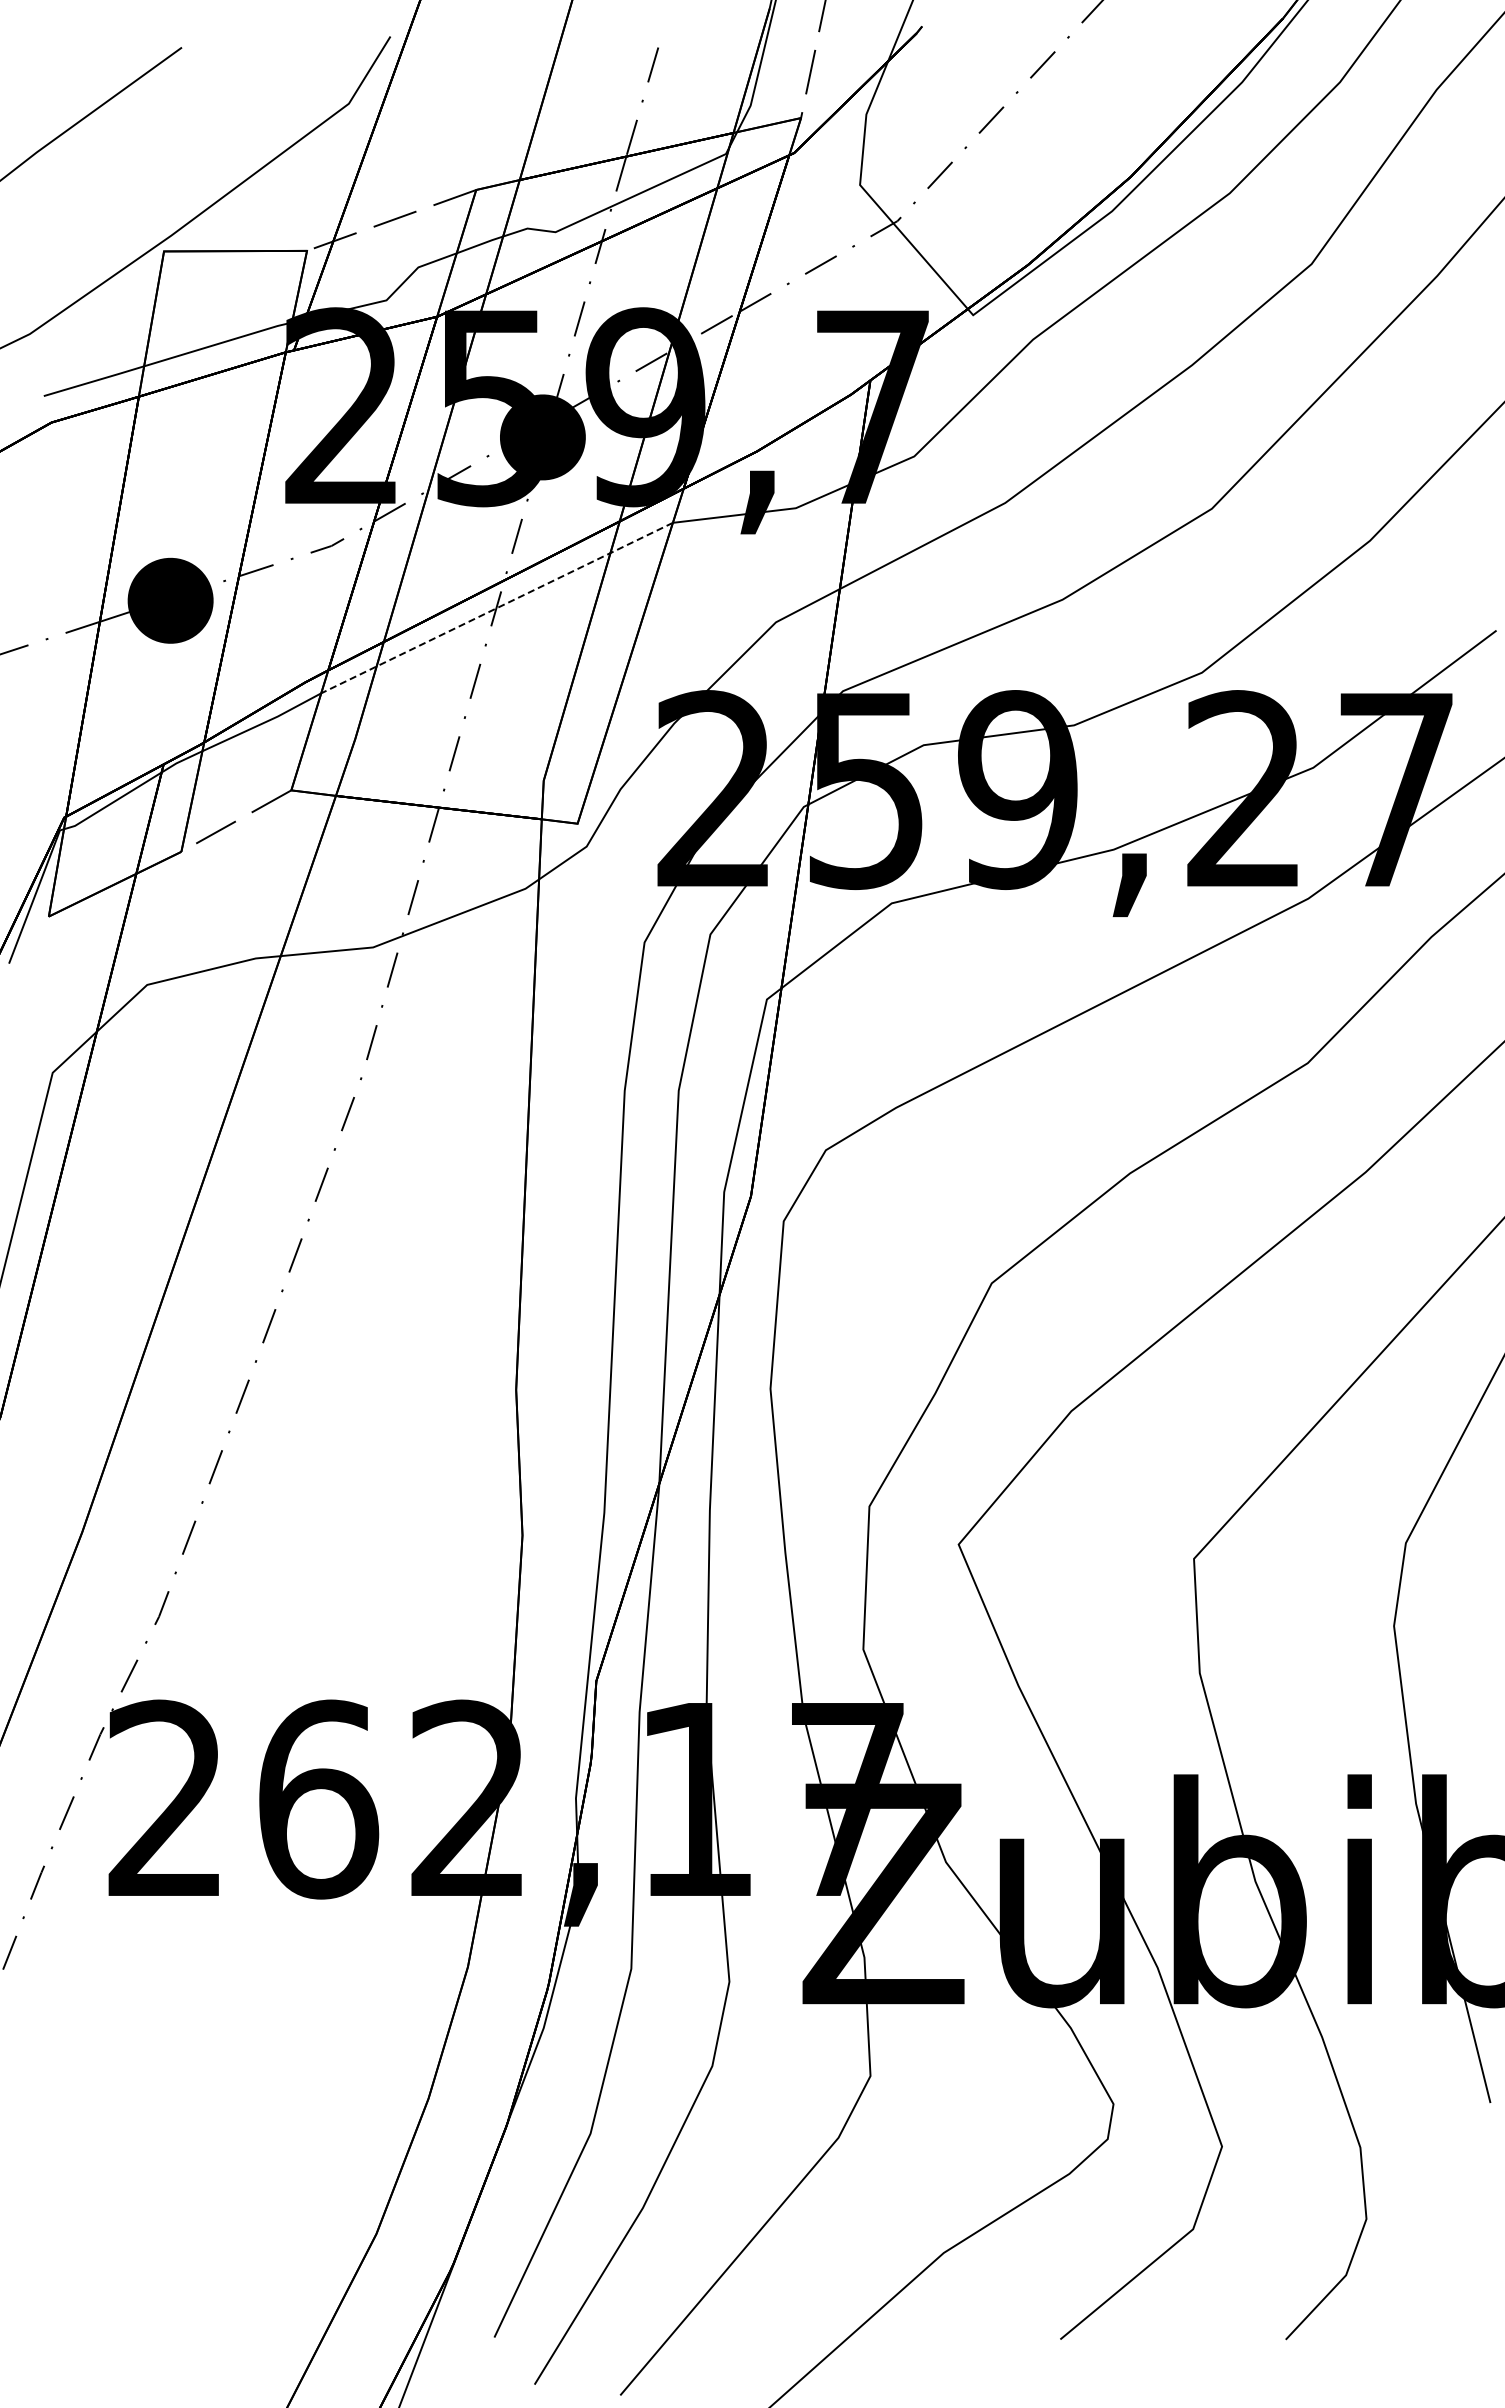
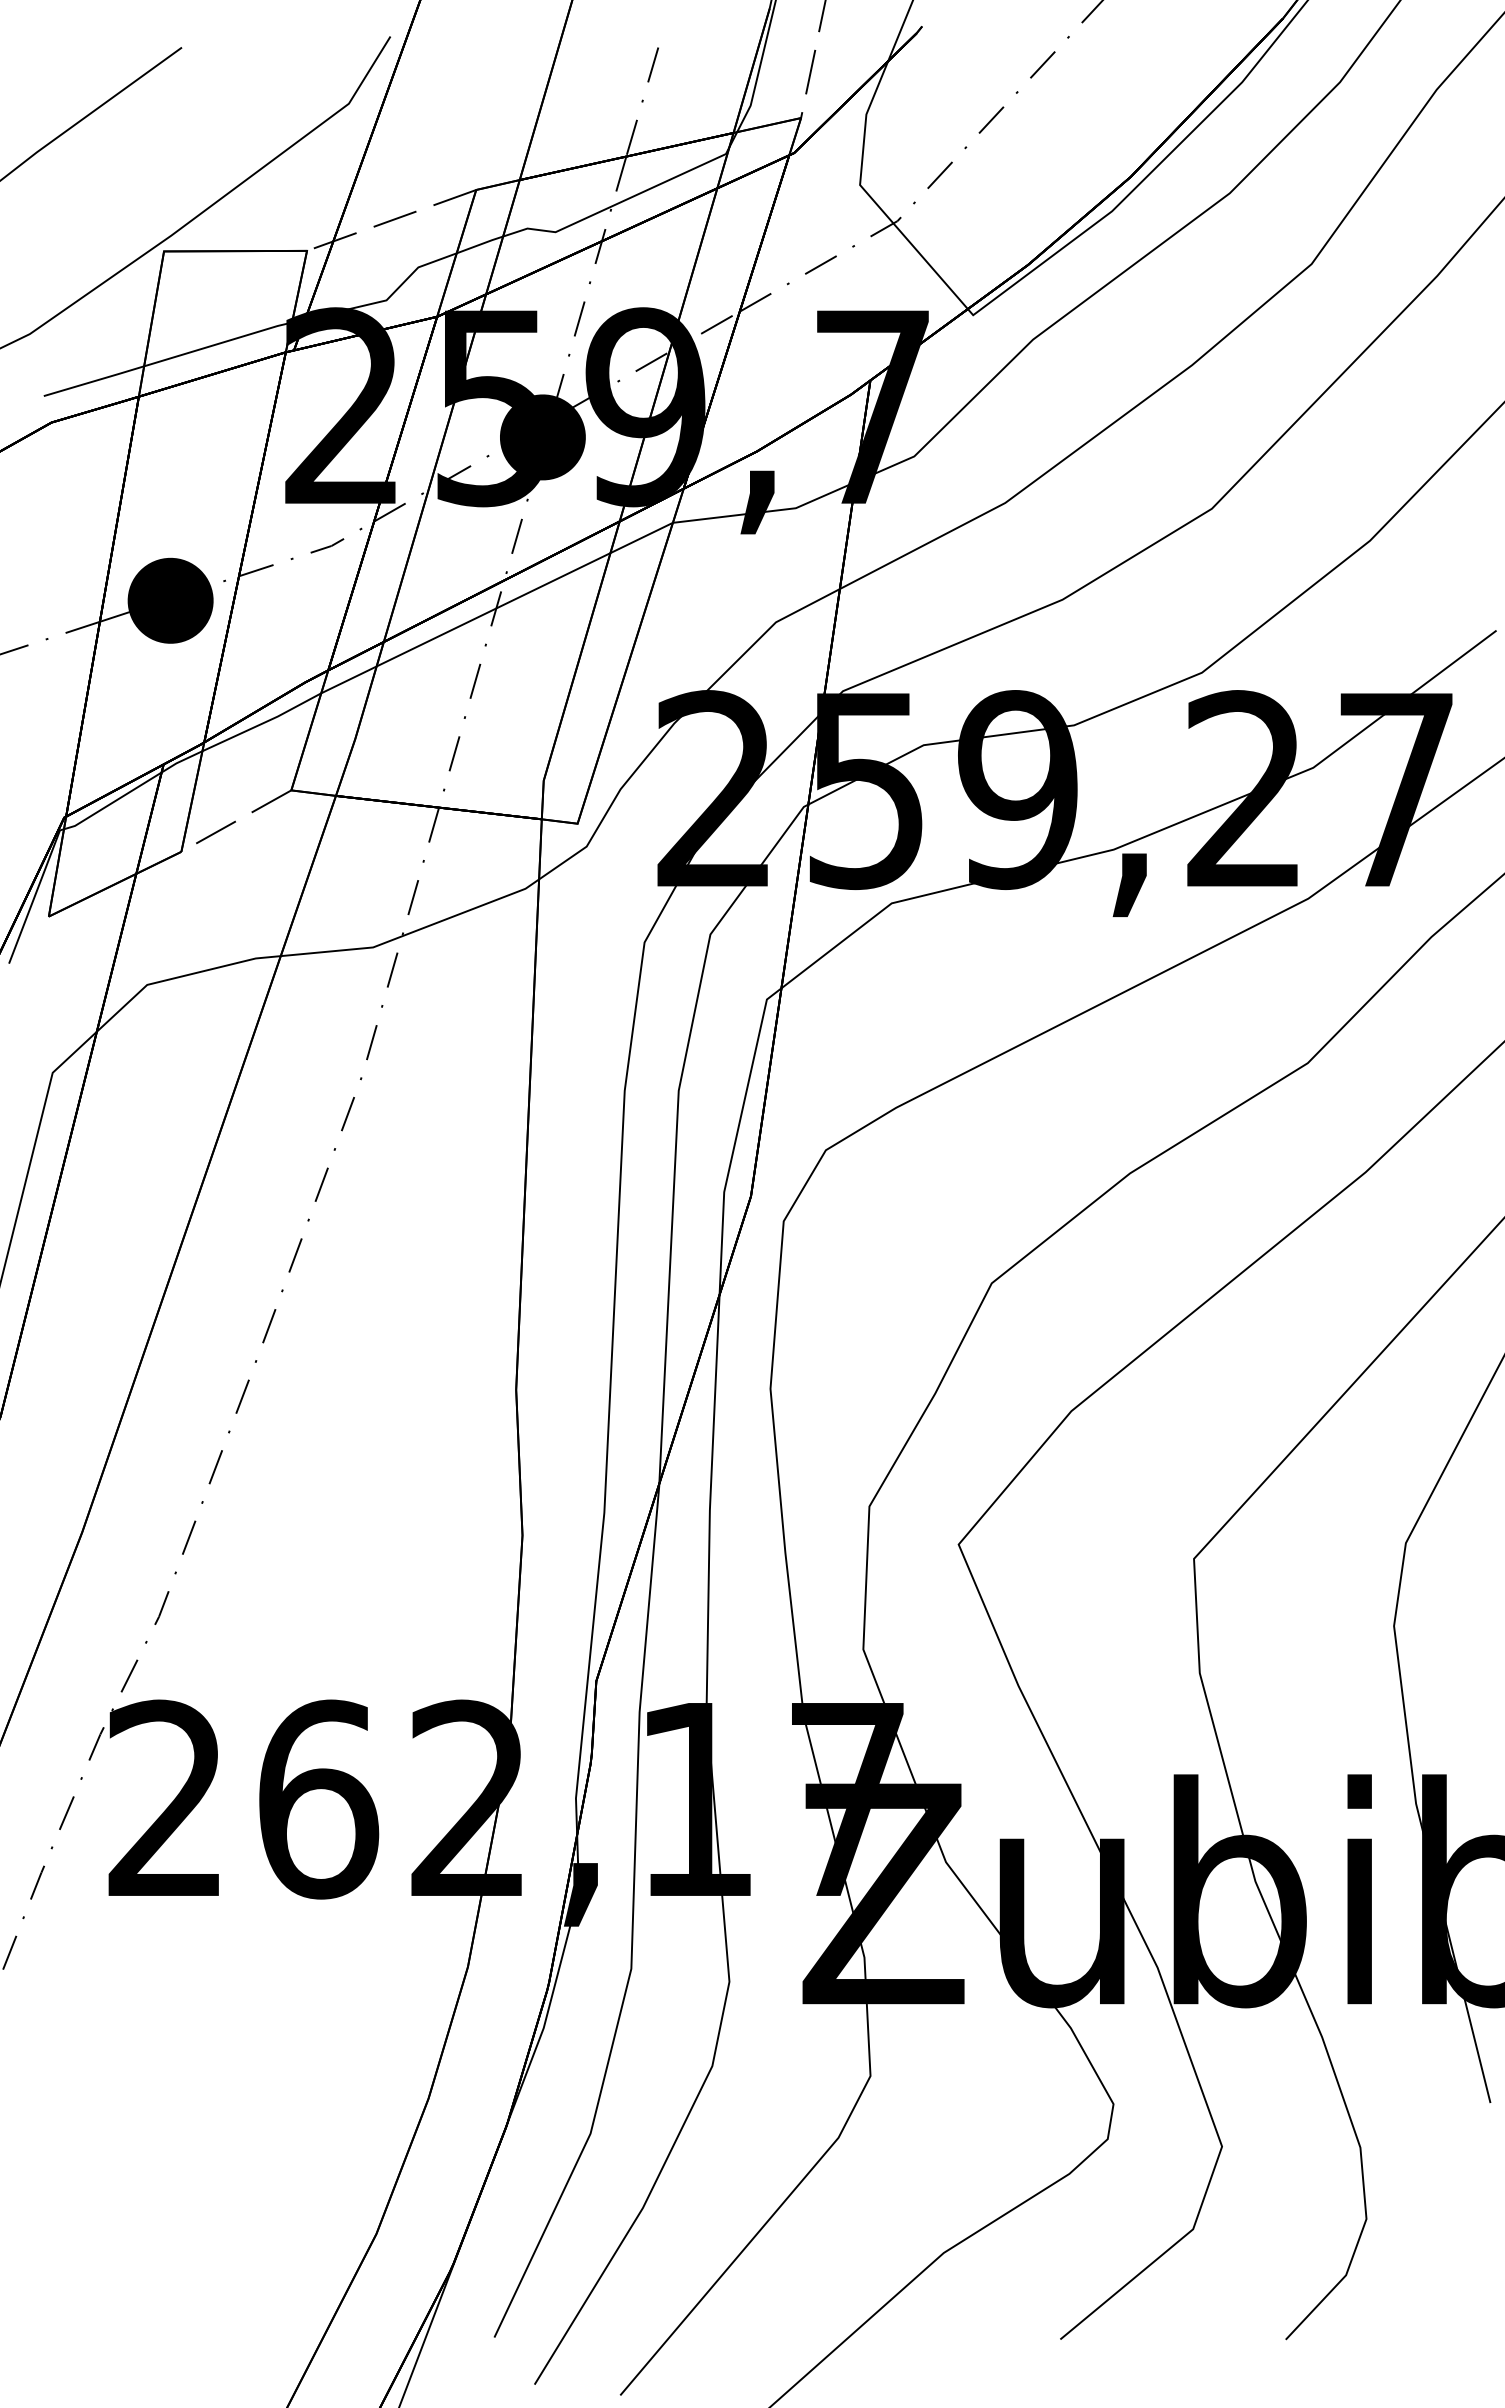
line: dashed -> solid (496, 608)
